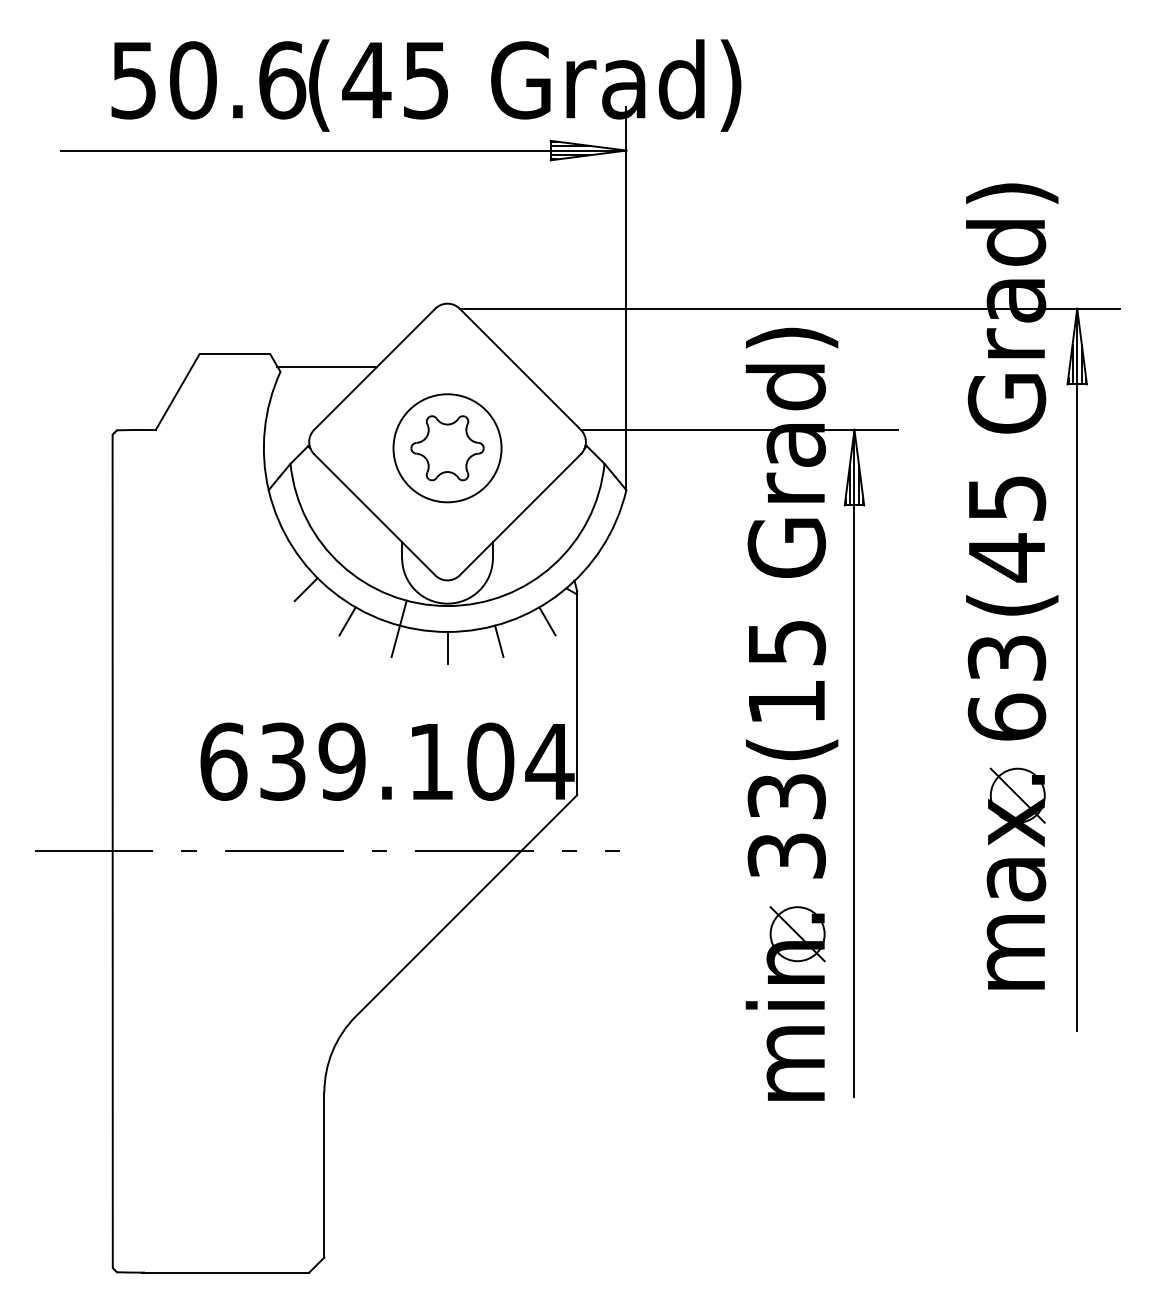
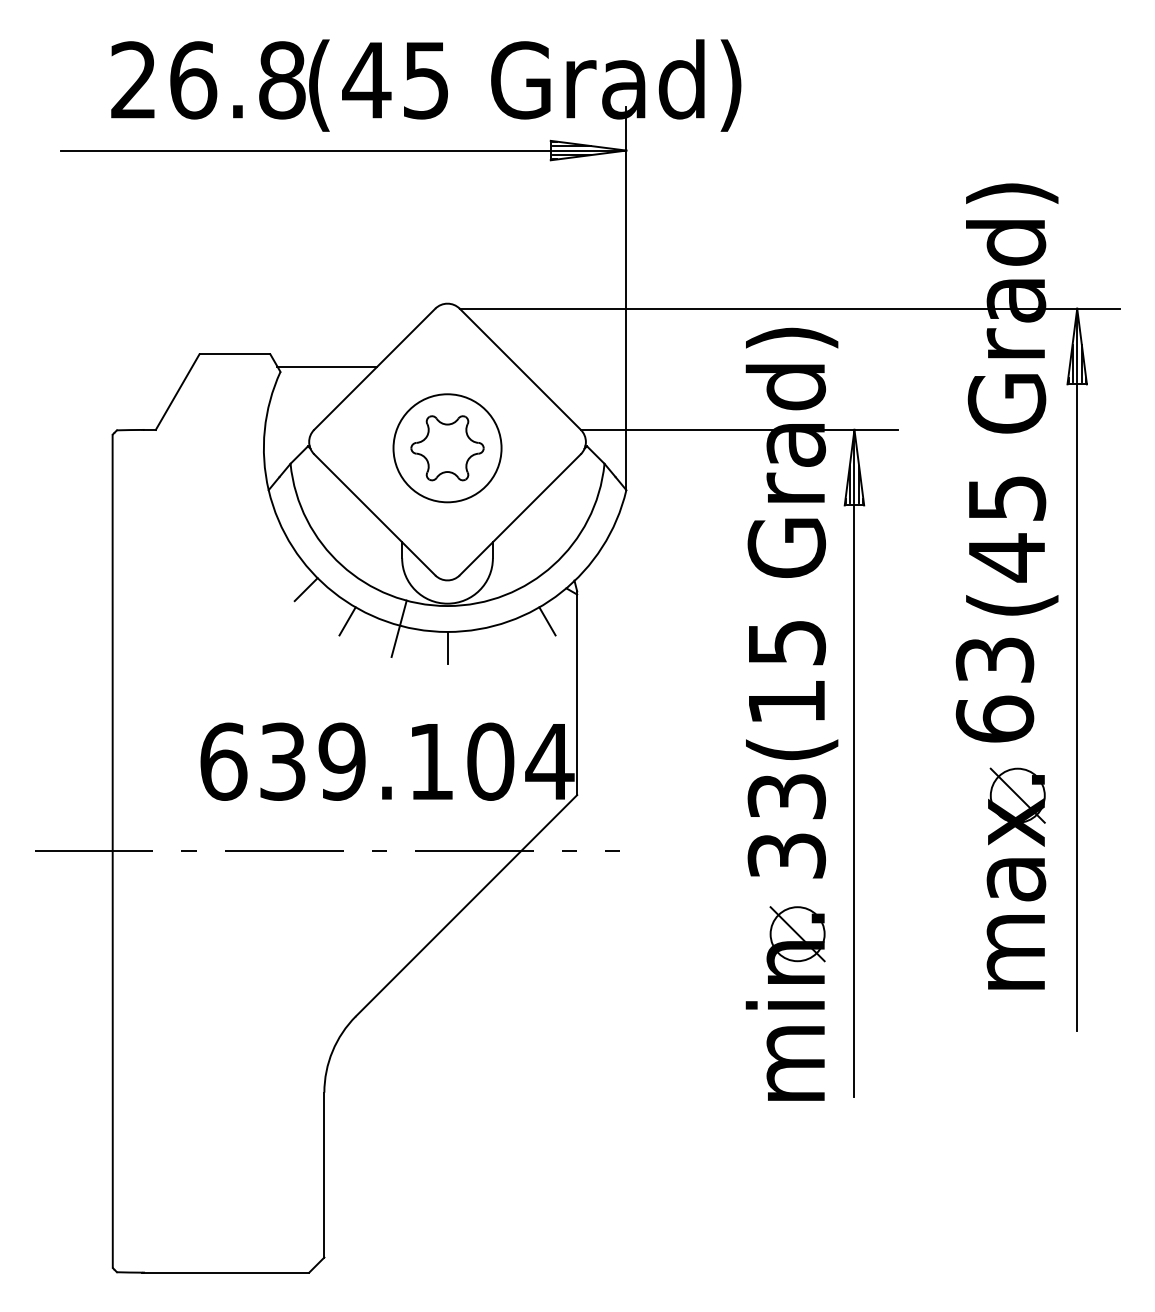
text: 50.6 -> 26.8 (208, 80)
line: present -> none (499, 641)
text position: (1006, 687) -> (994, 689) (994, 689)
